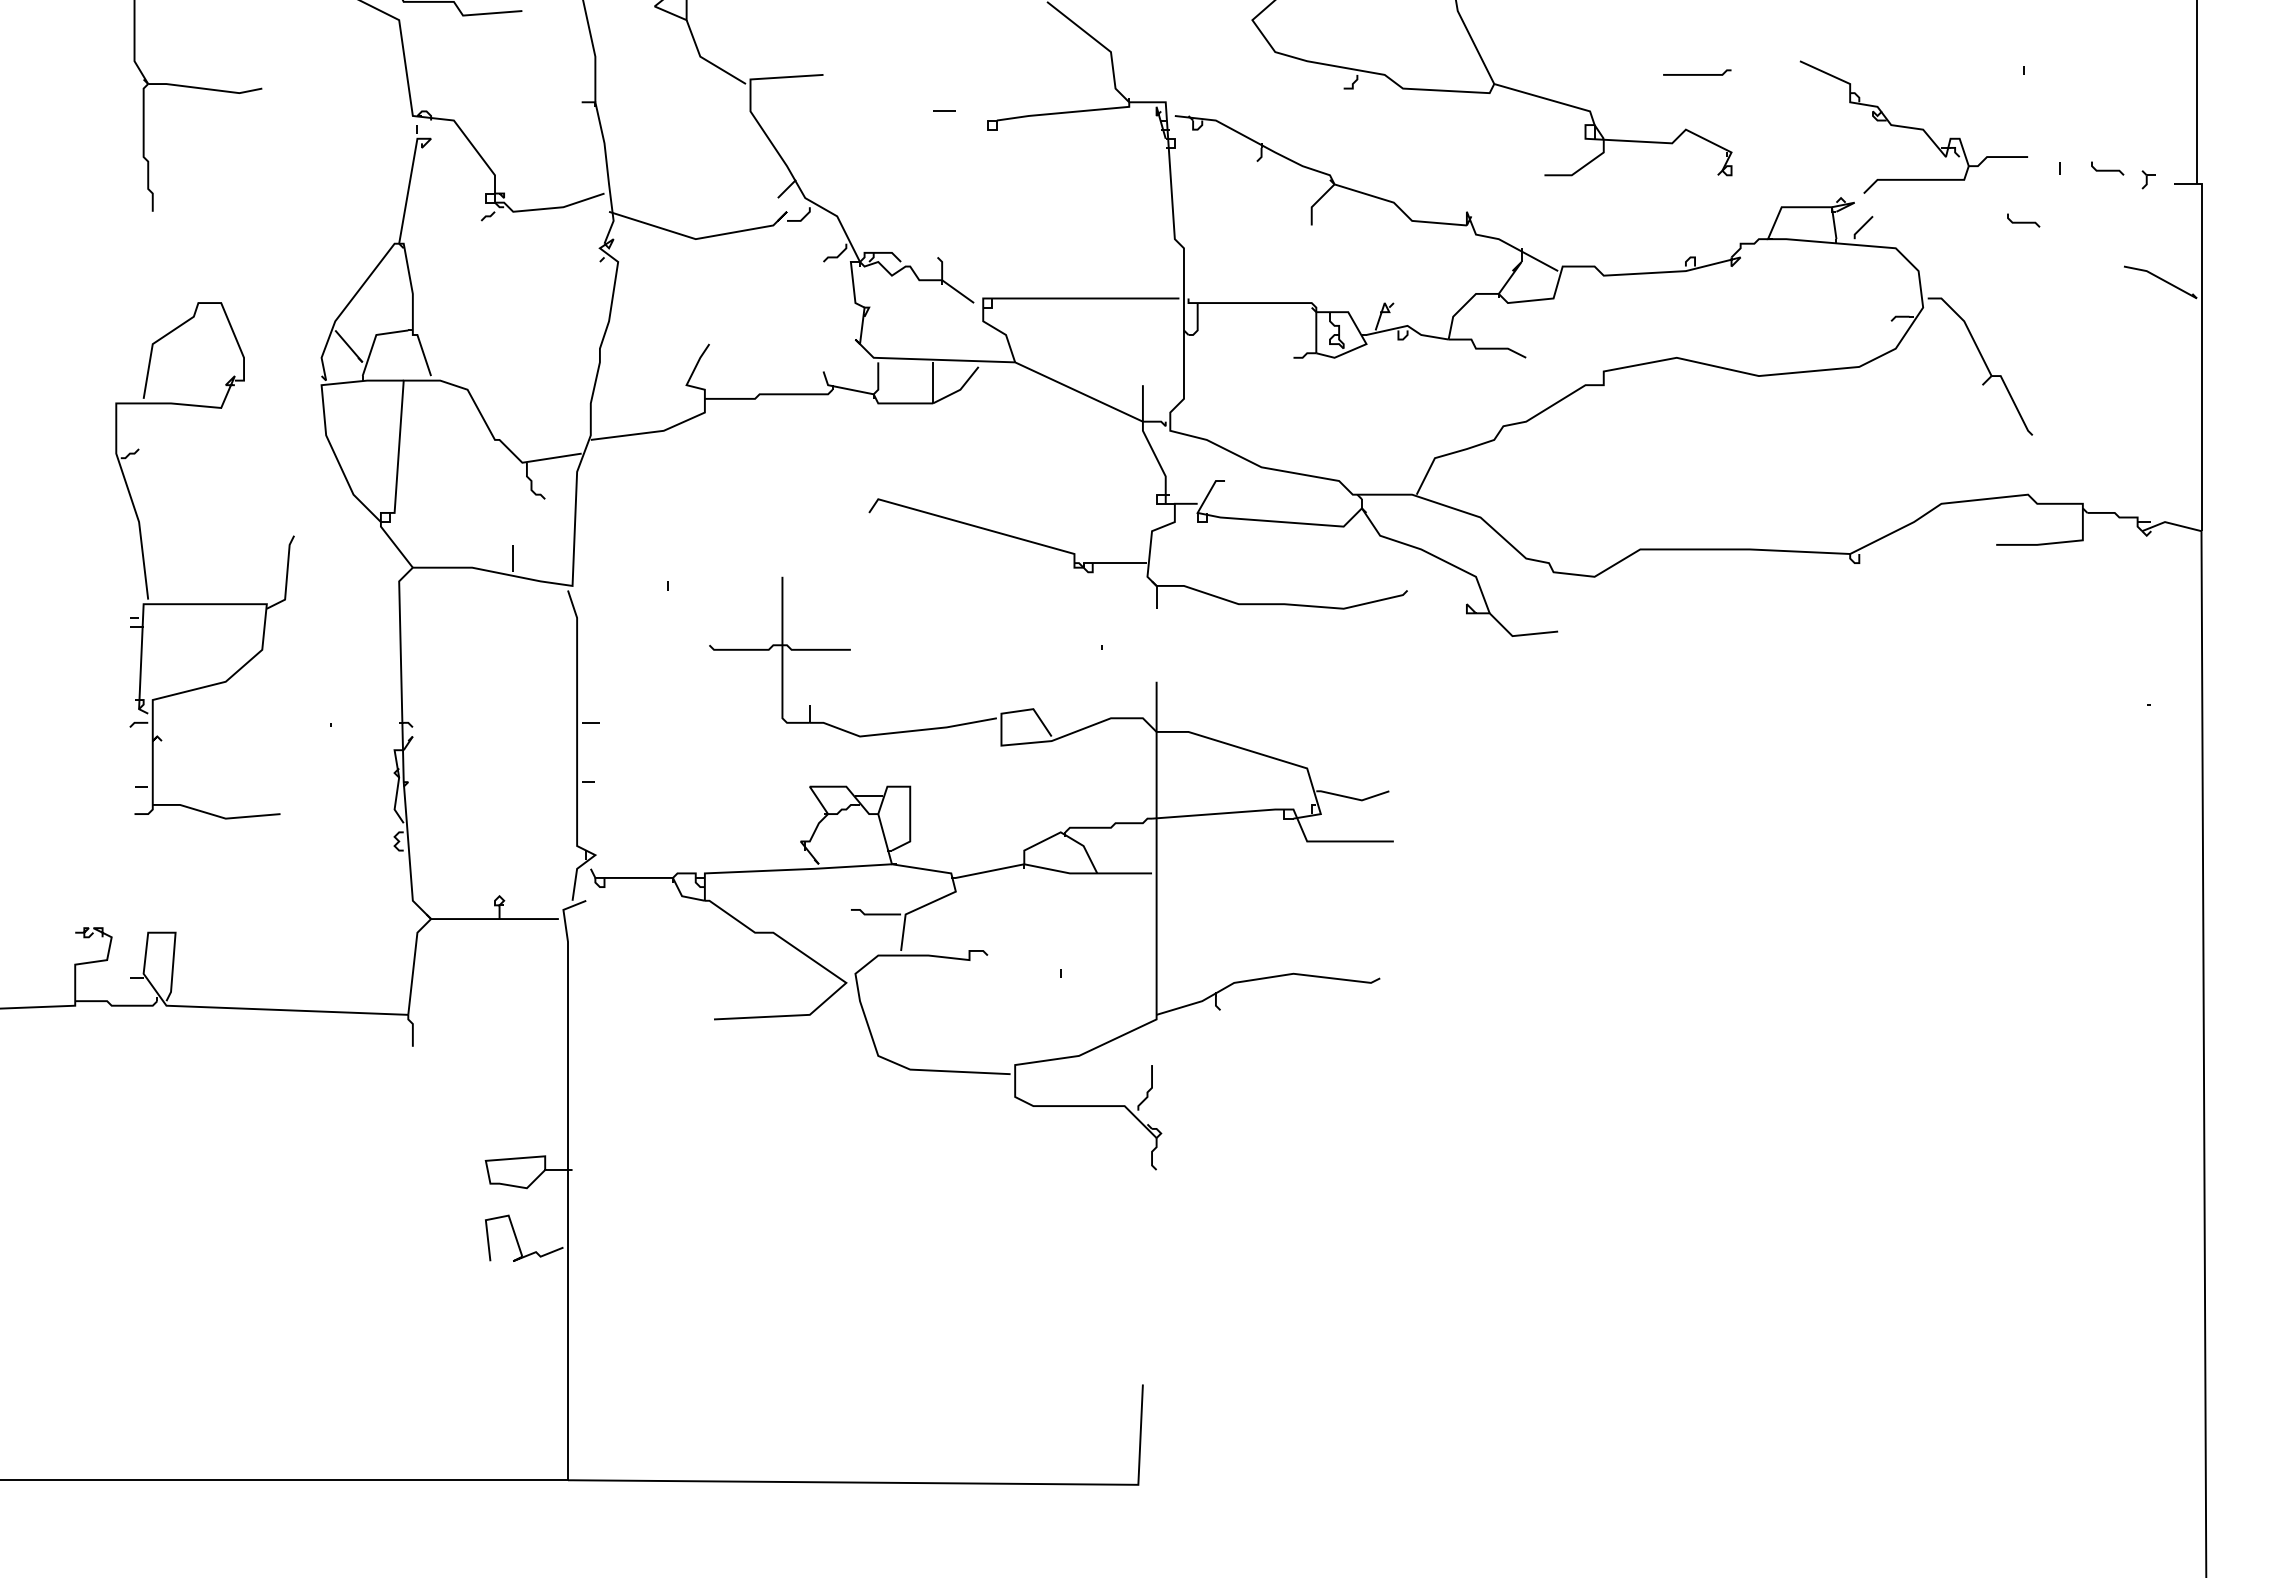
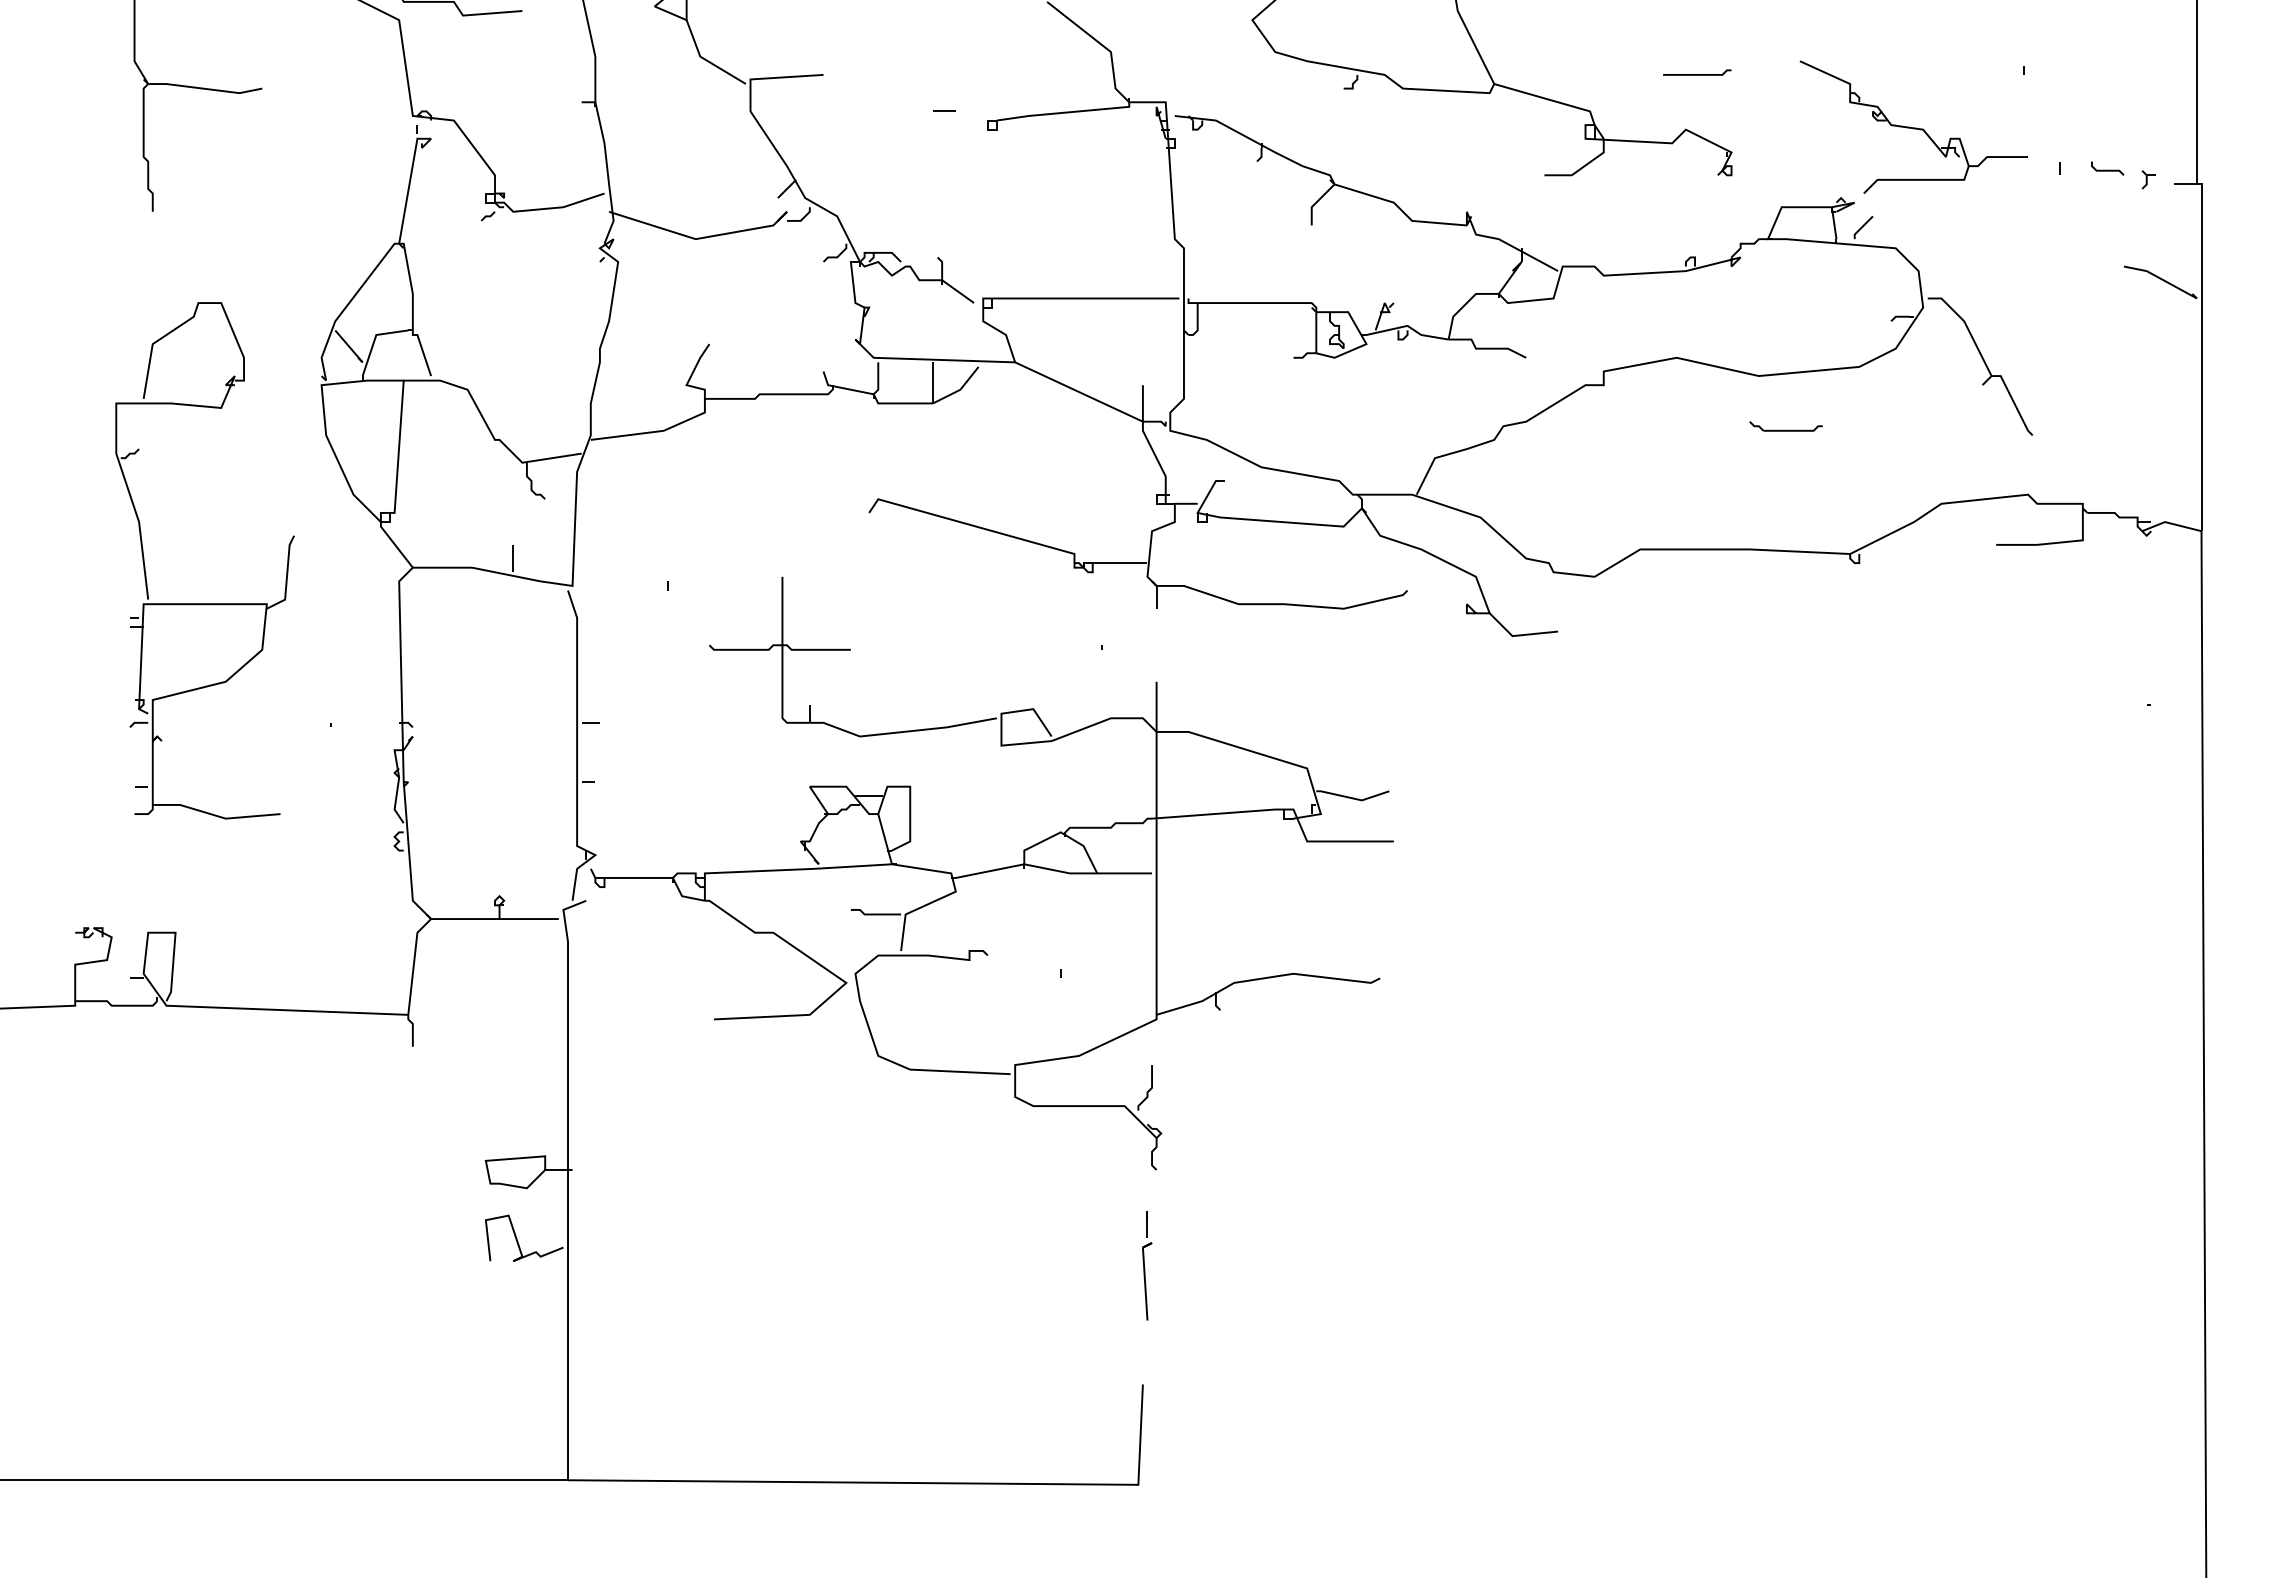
line: present -> none (2023, 221)
part: none -> present (1785, 426)
part: none -> present (1147, 1265)
